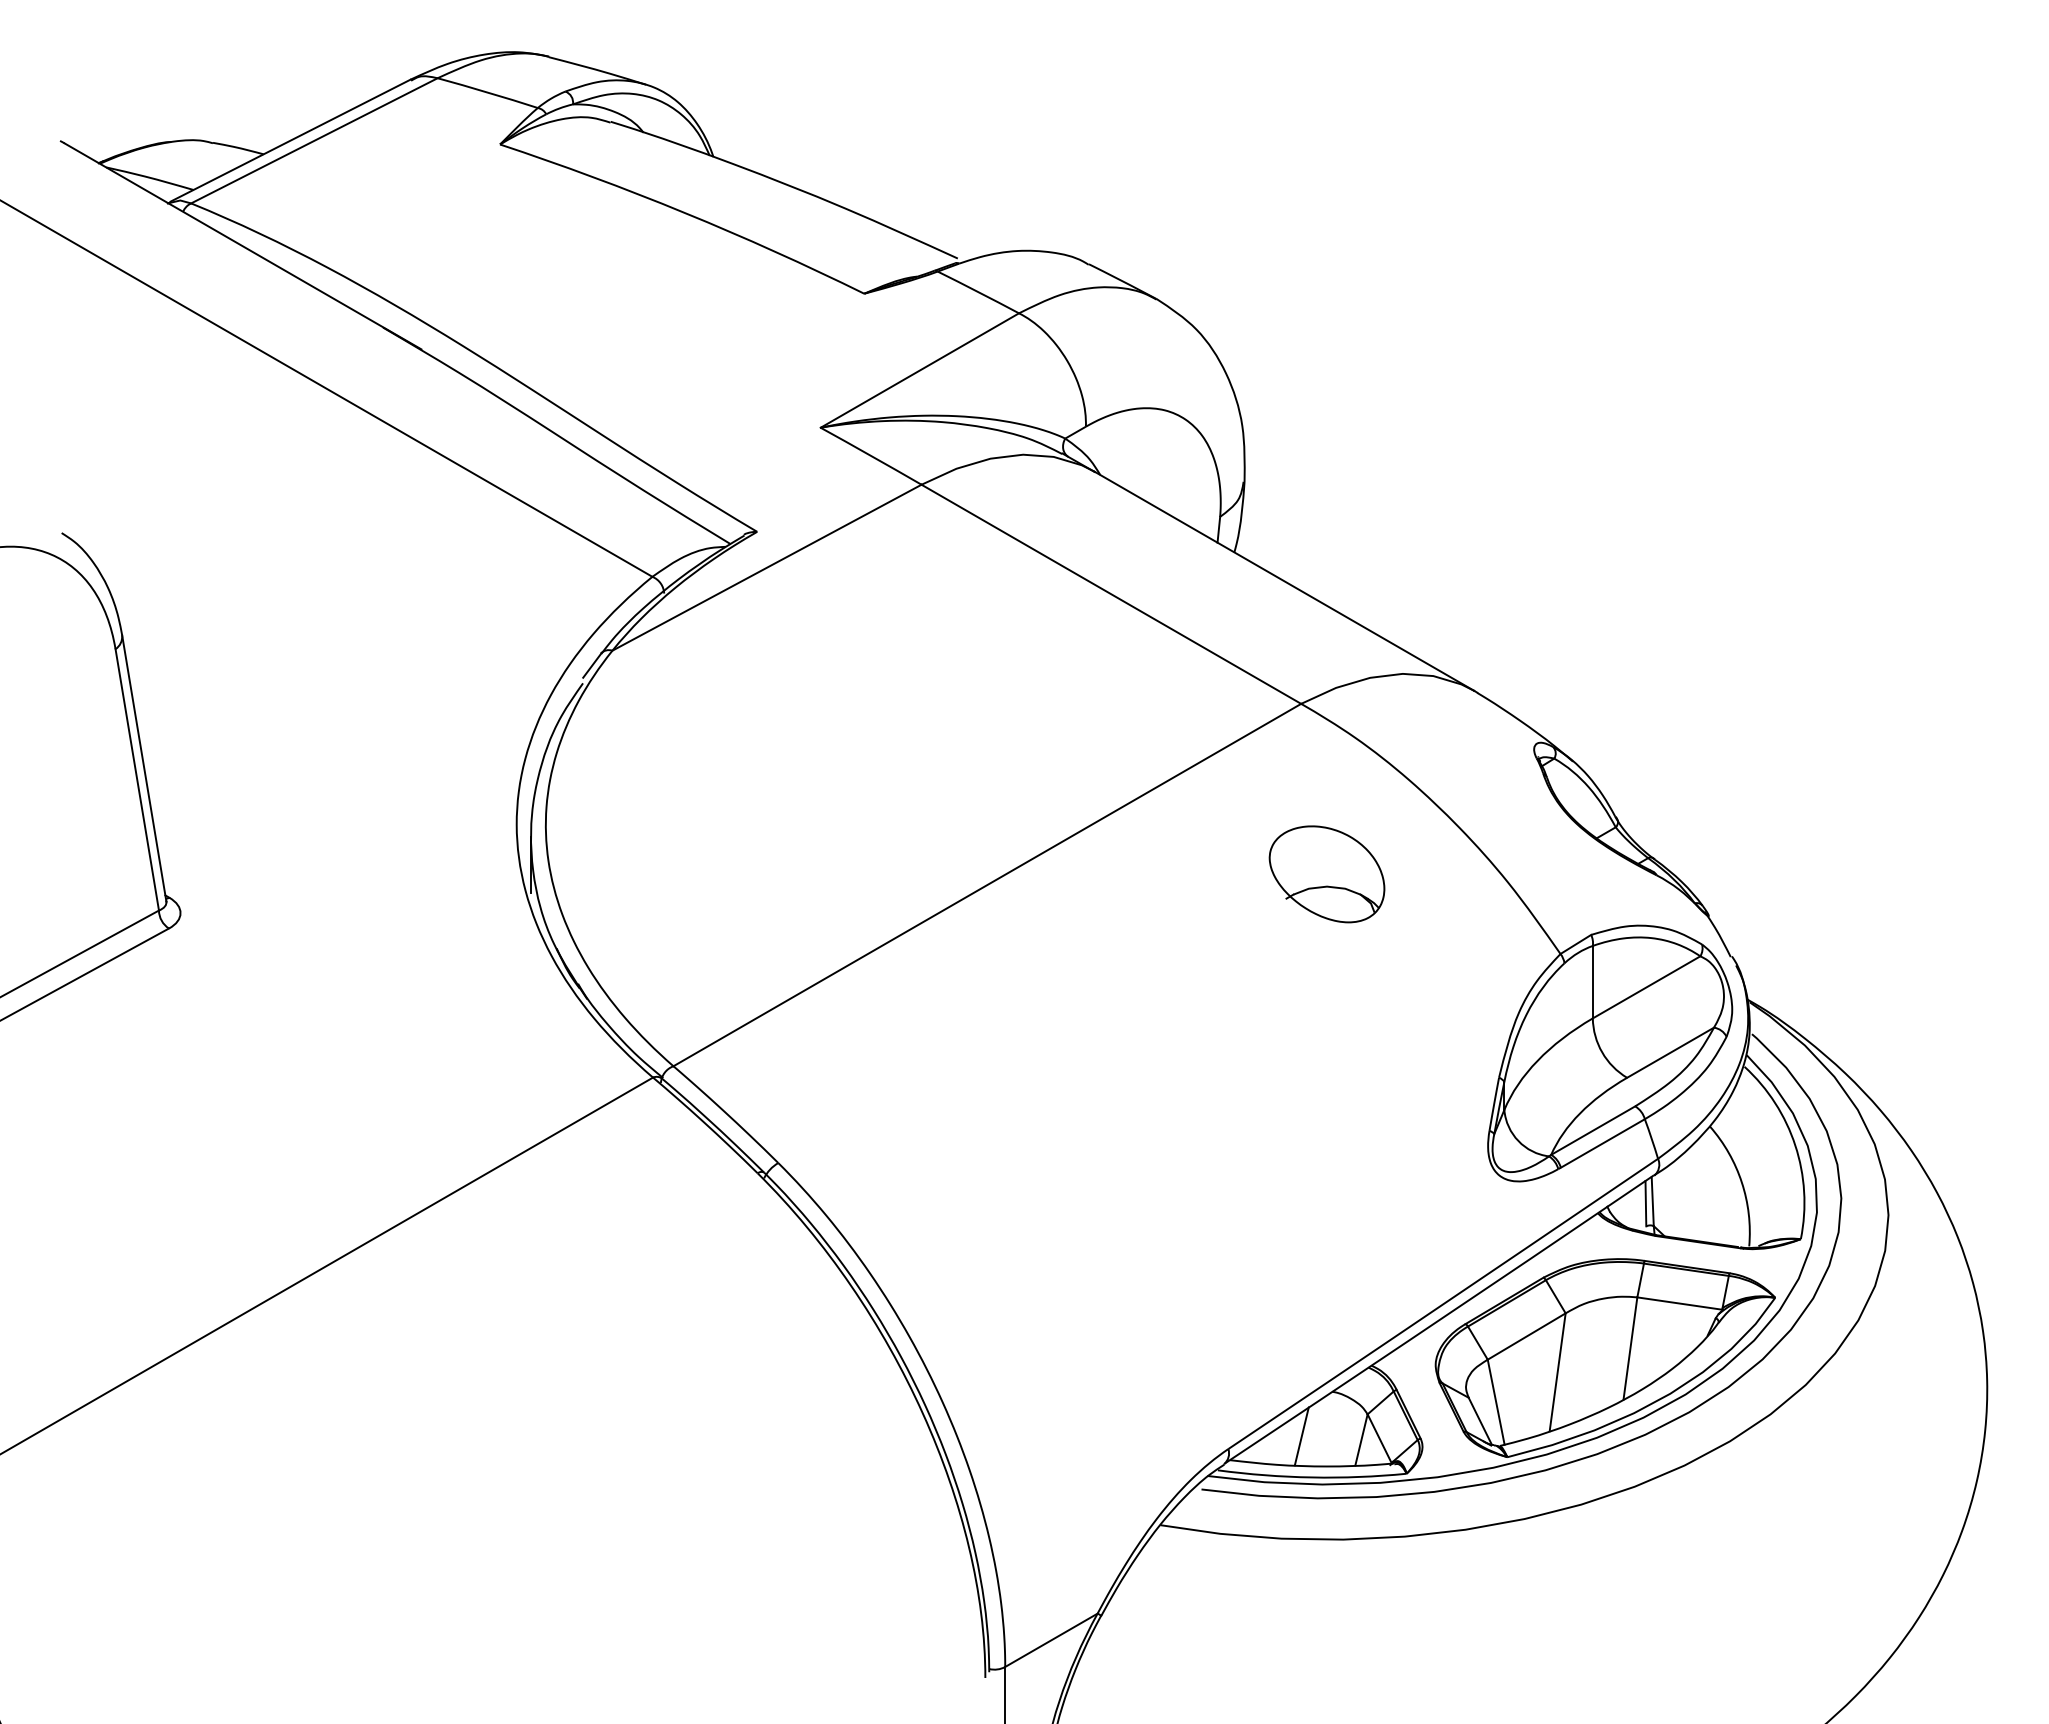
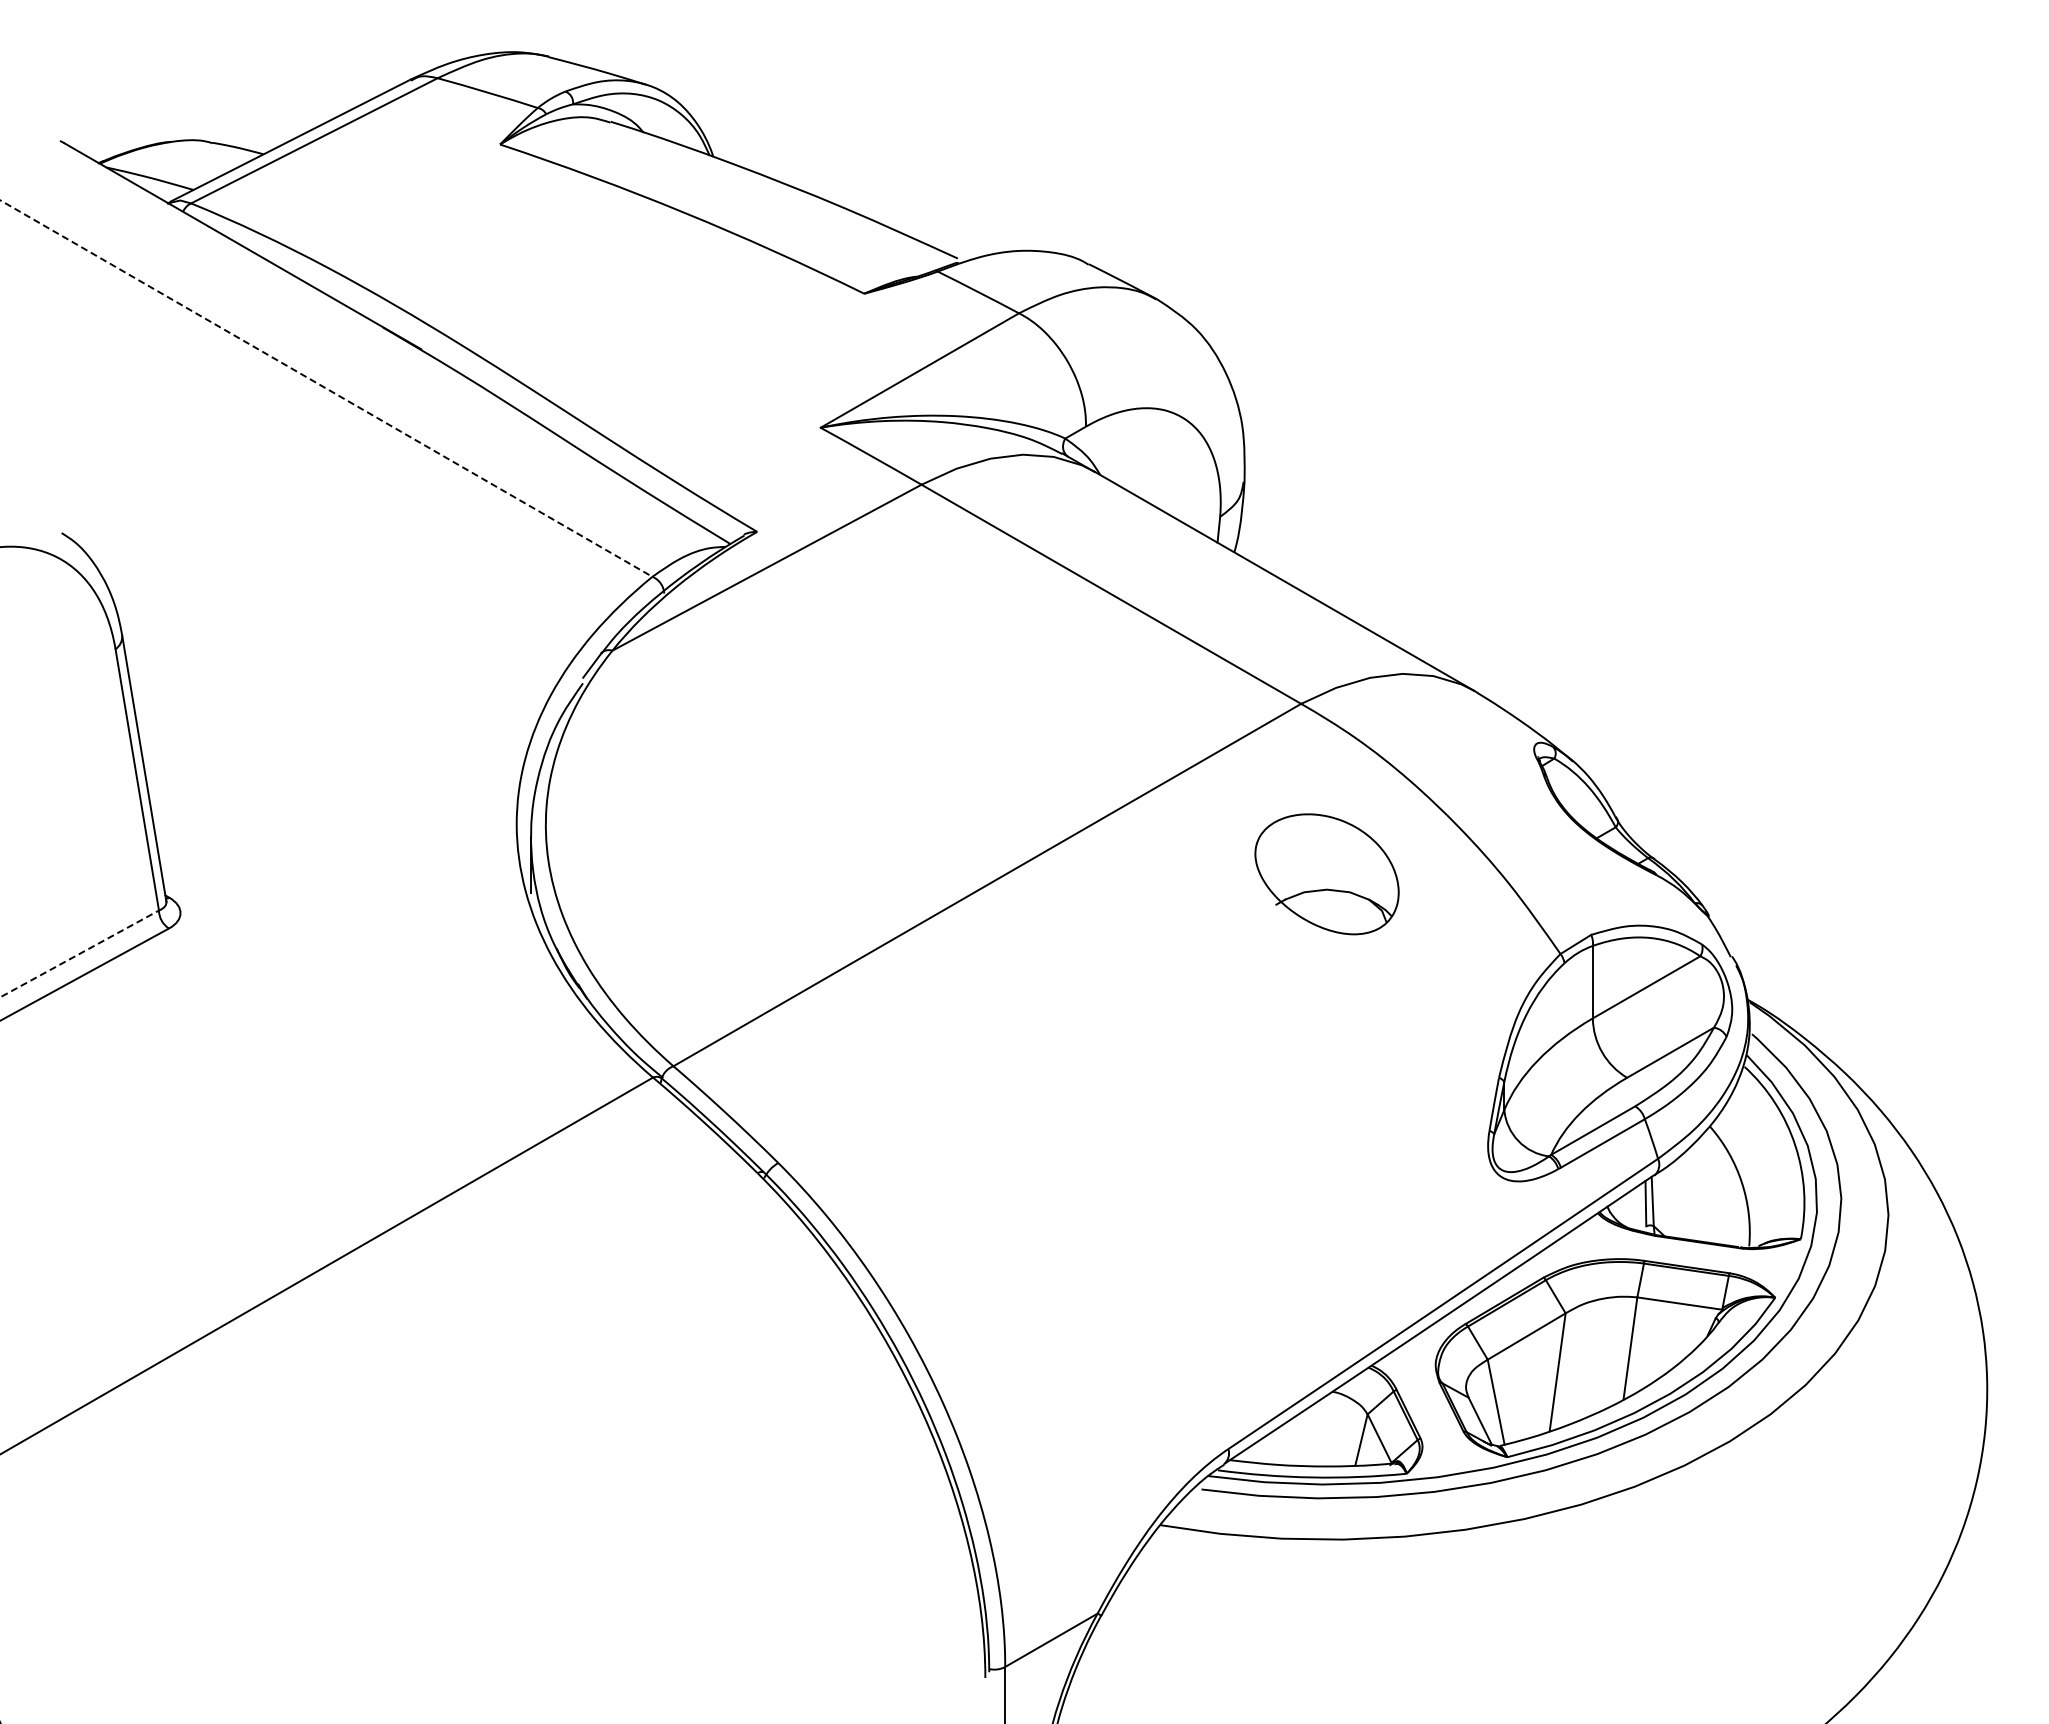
line: solid -> dashed (327, 388)
part size: 118x99 px -> 146x123 px (1326, 874)
line: solid -> dashed (80, 953)
line: present -> none (1301, 1436)
